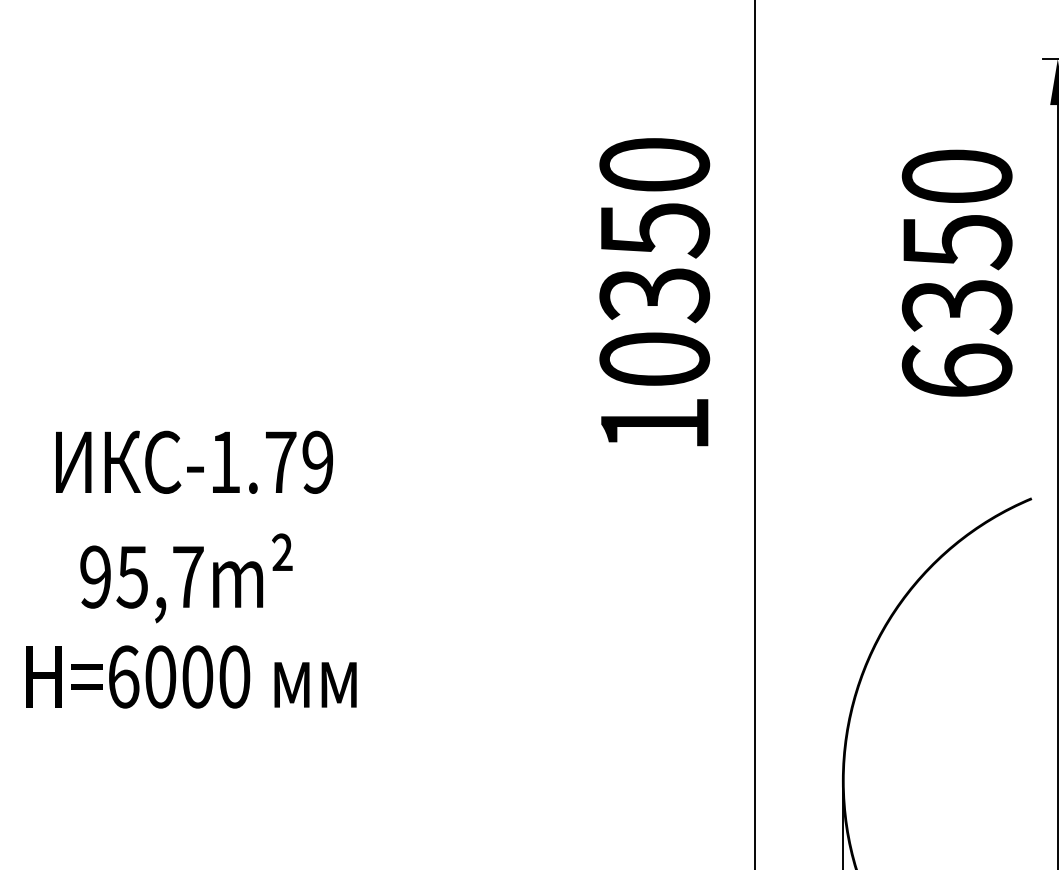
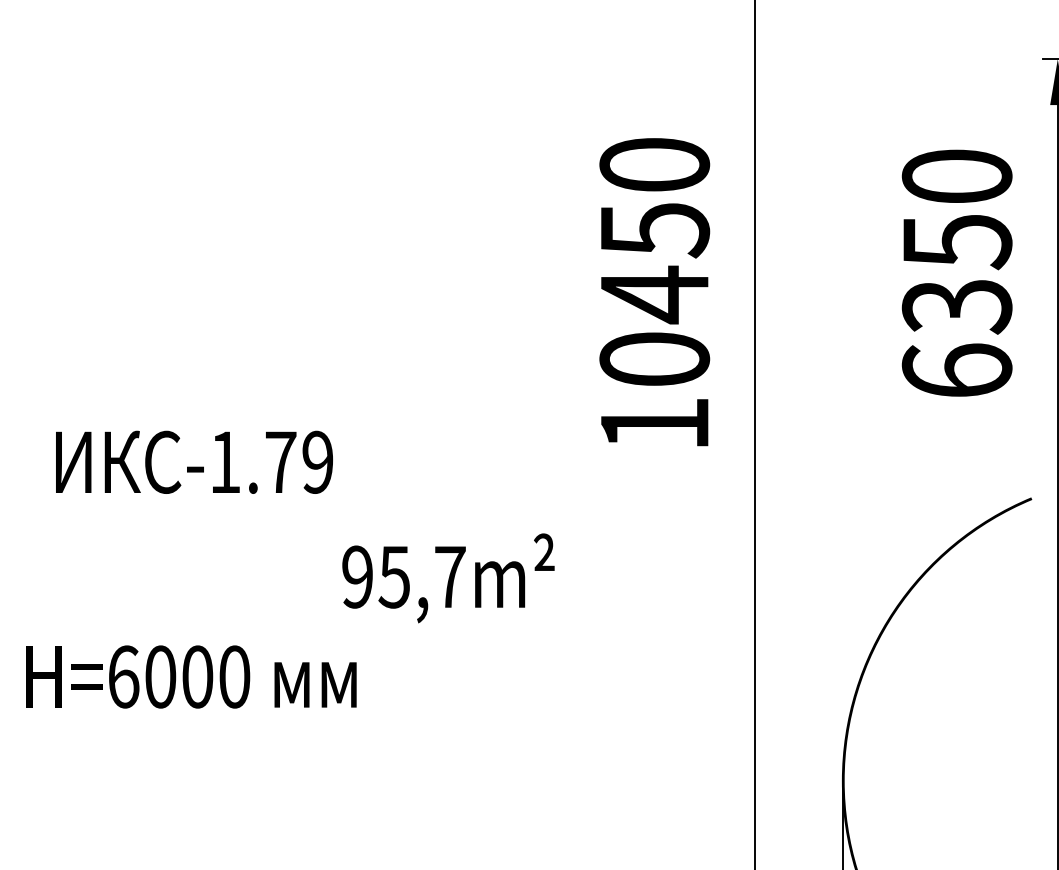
text: 10350 -> 10450 (654, 294)
text position: (186, 578) -> (448, 578) (448, 578)
